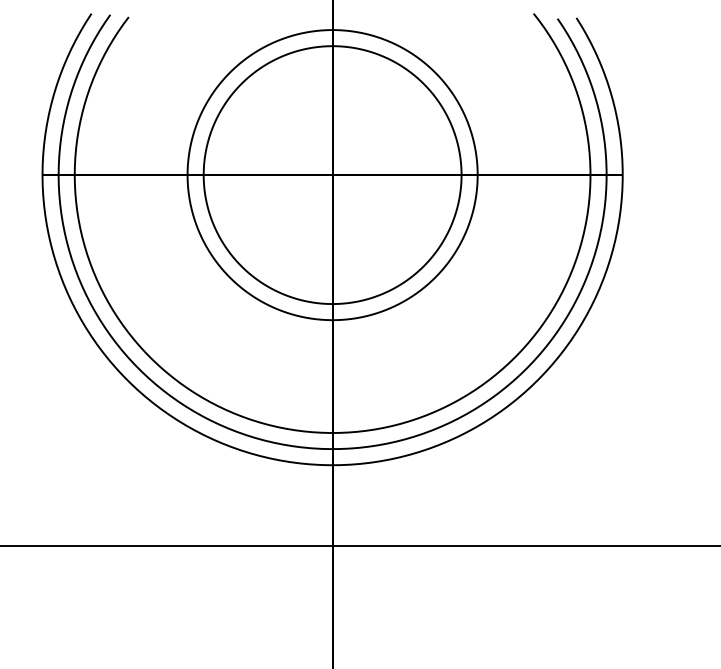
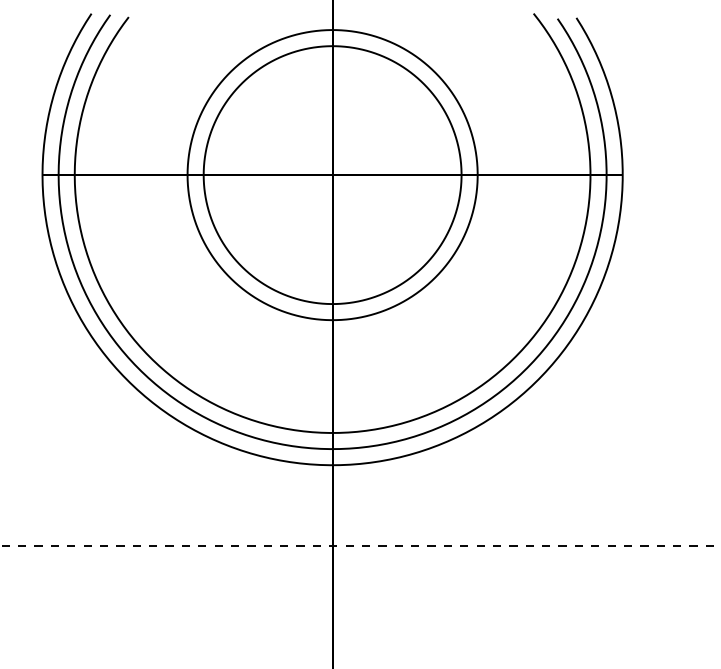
line: solid -> dashed (360, 545)
